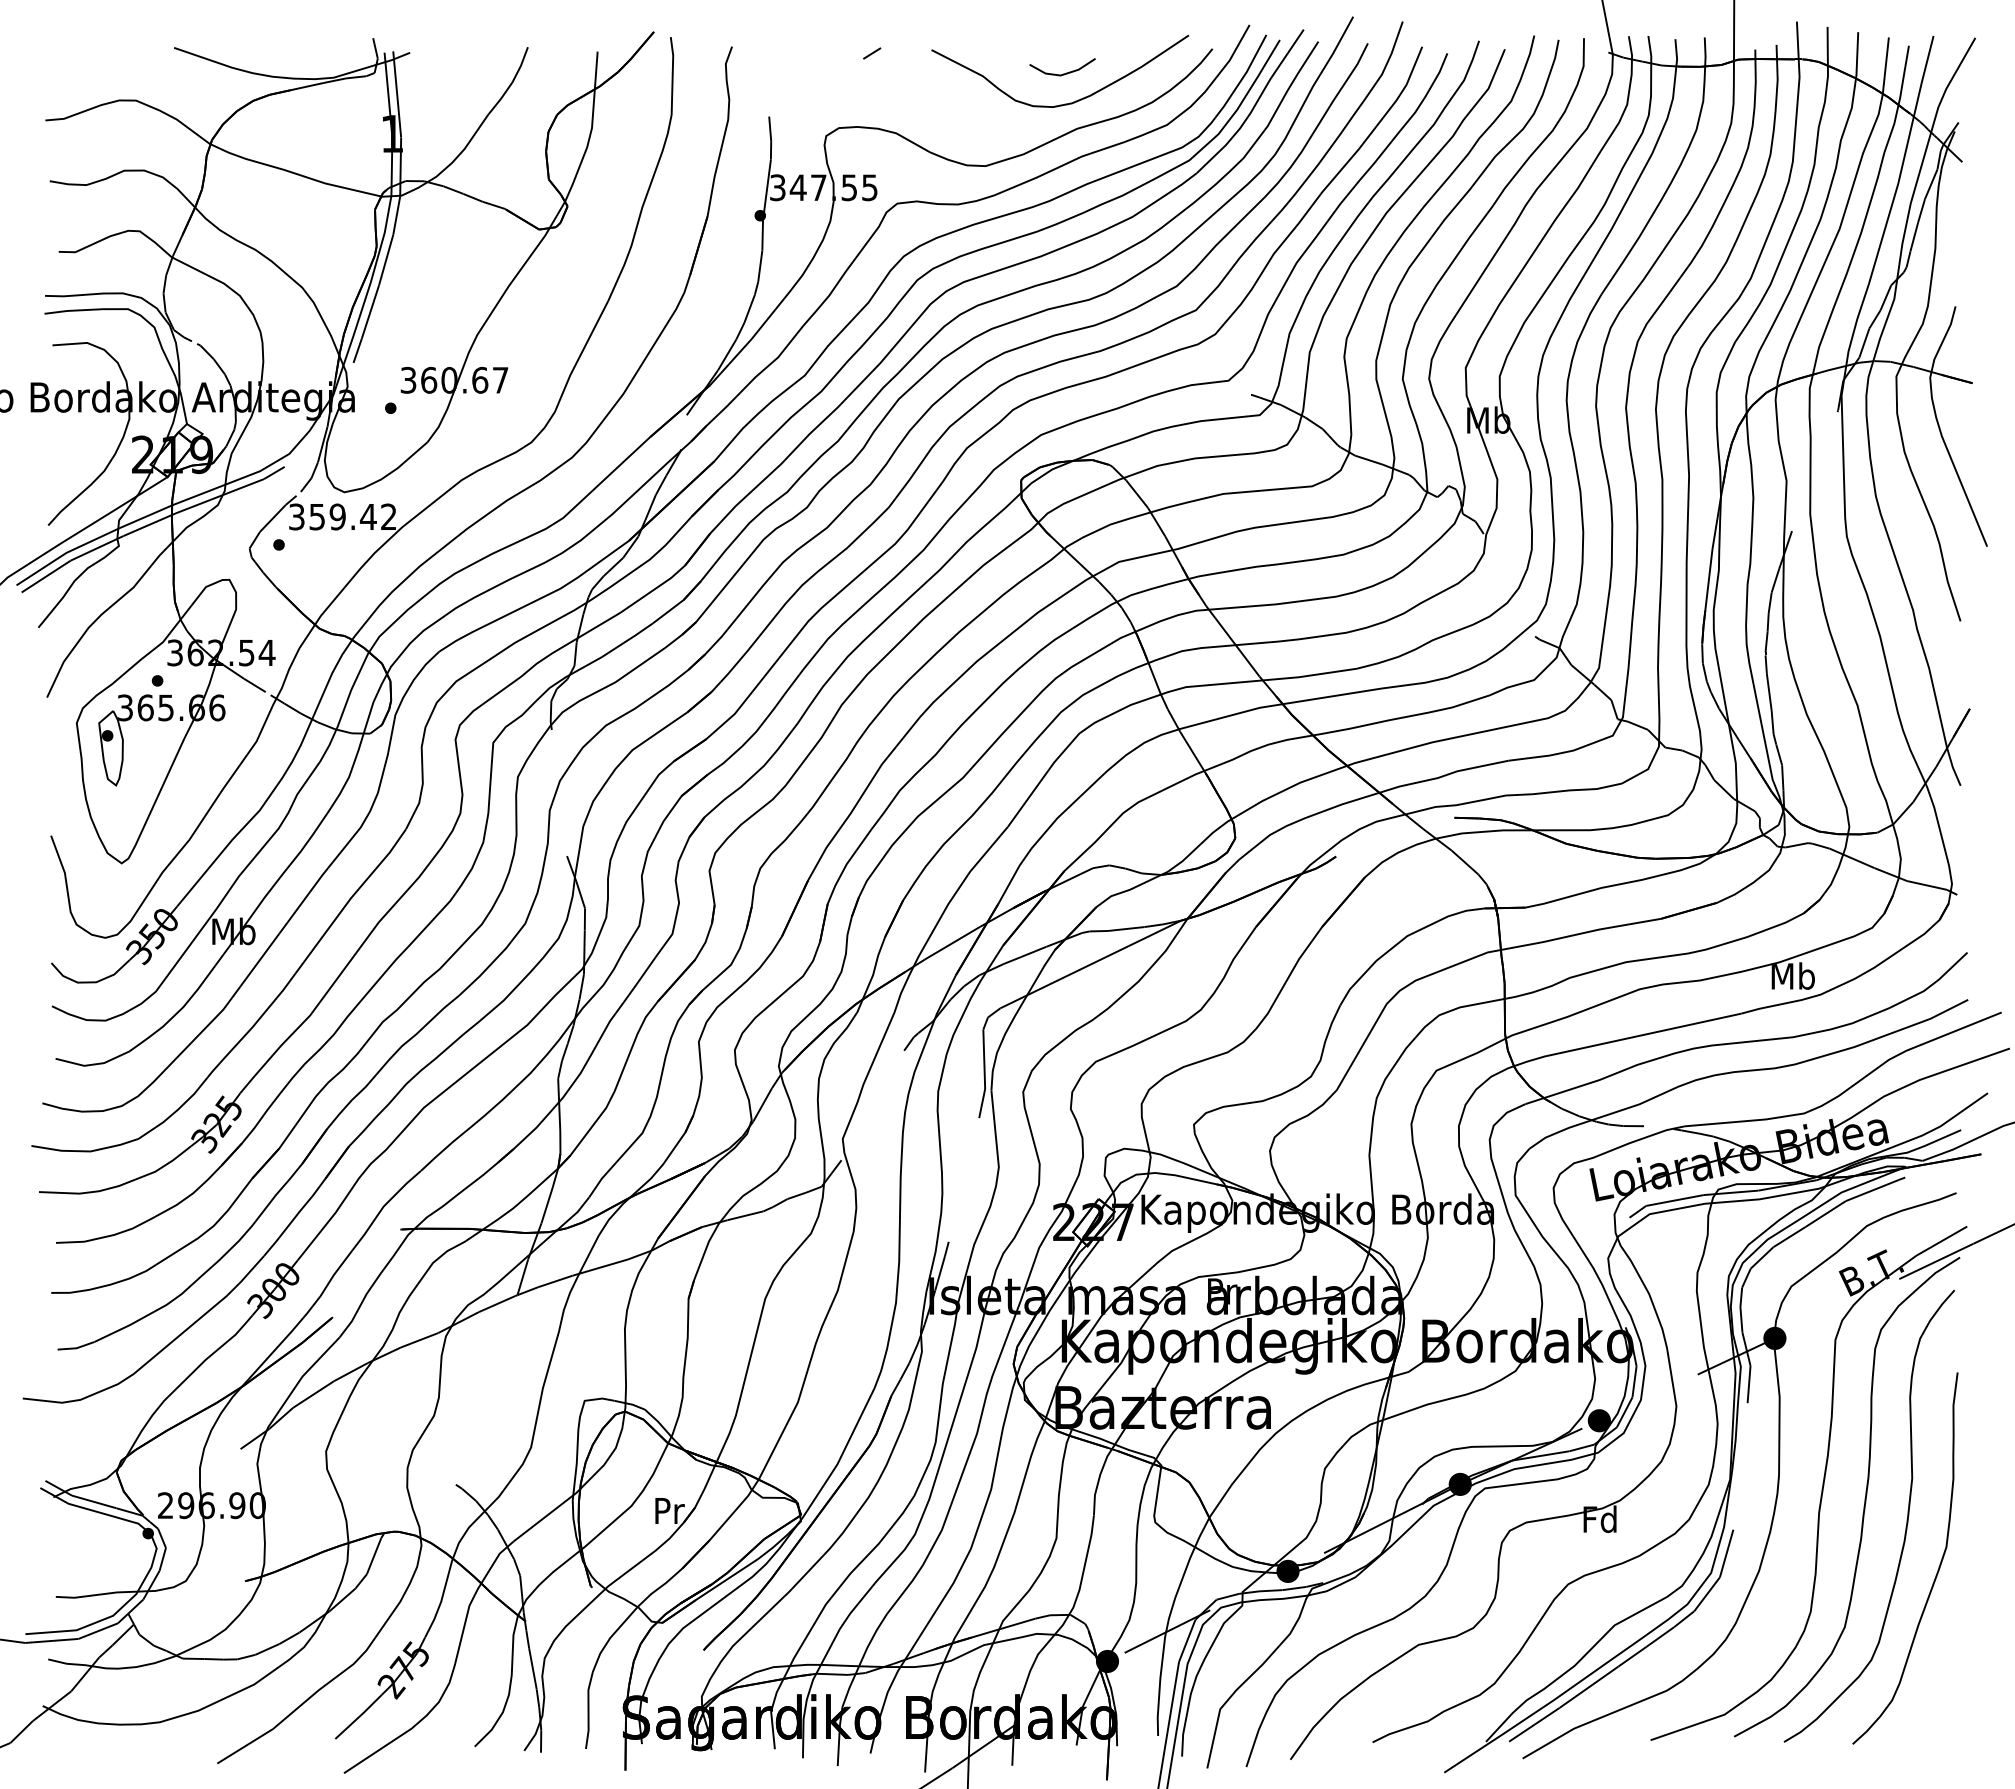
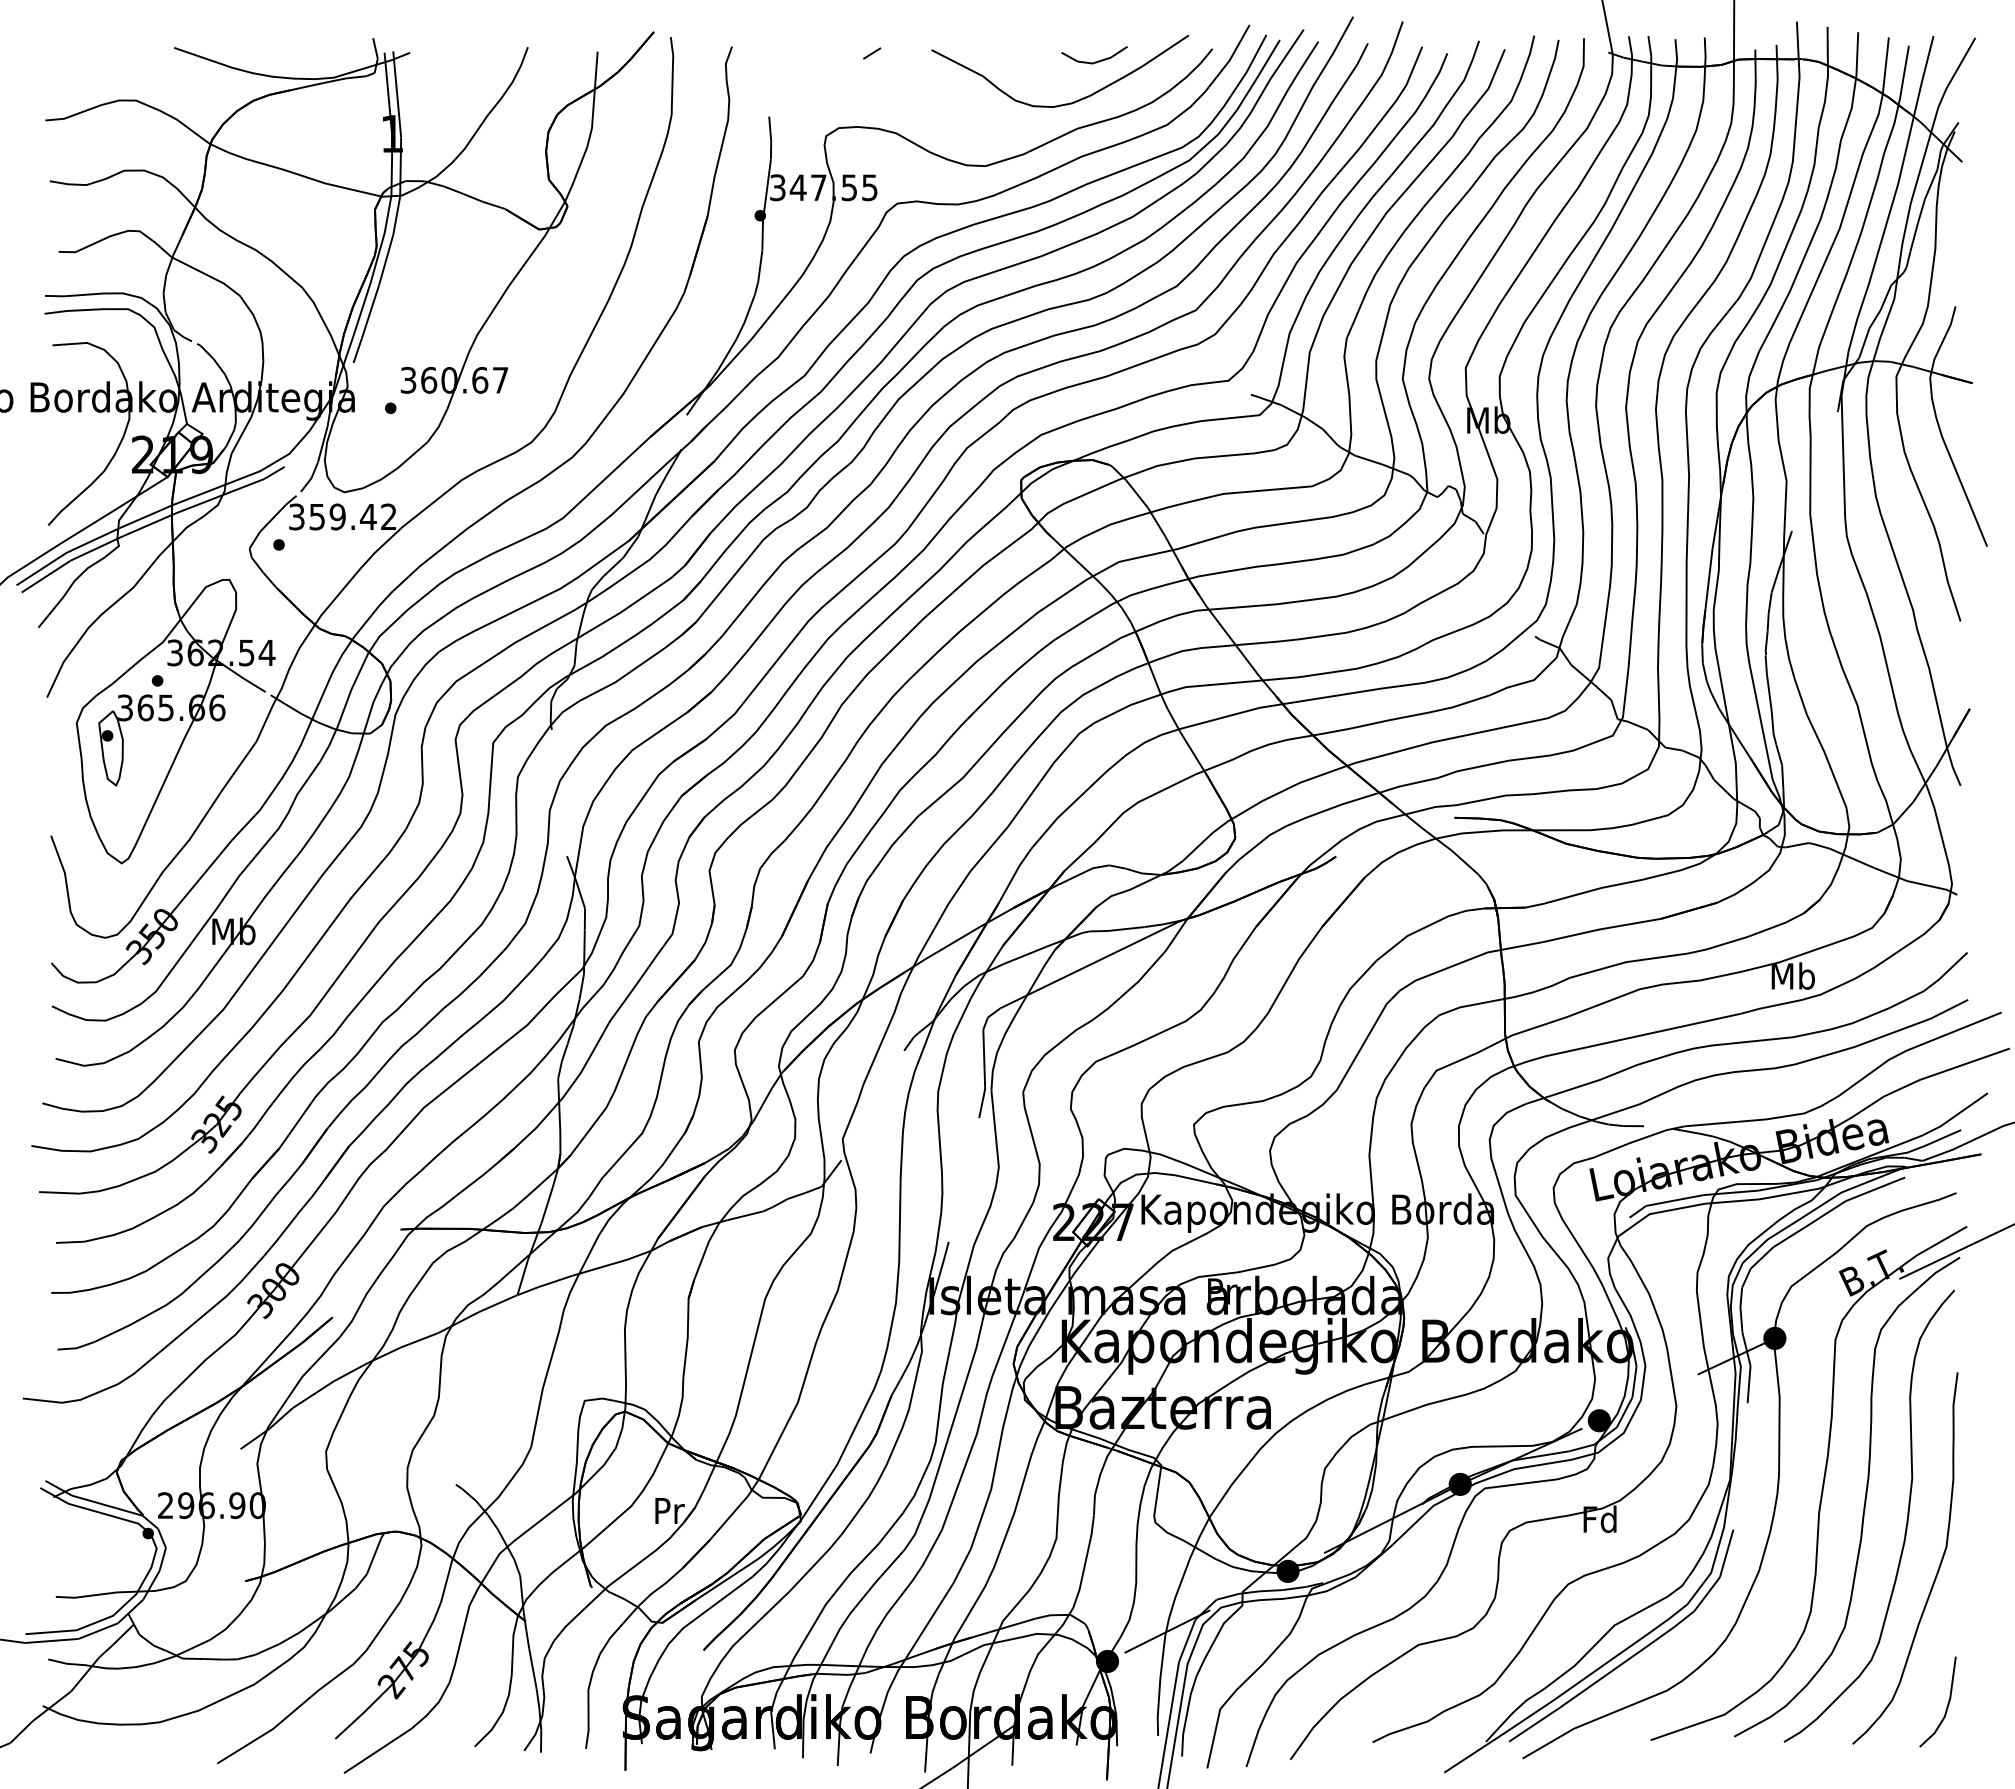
line position: (1063, 73) -> (1095, 61) (1095, 61)
line: none -> present (1947, 1703)
